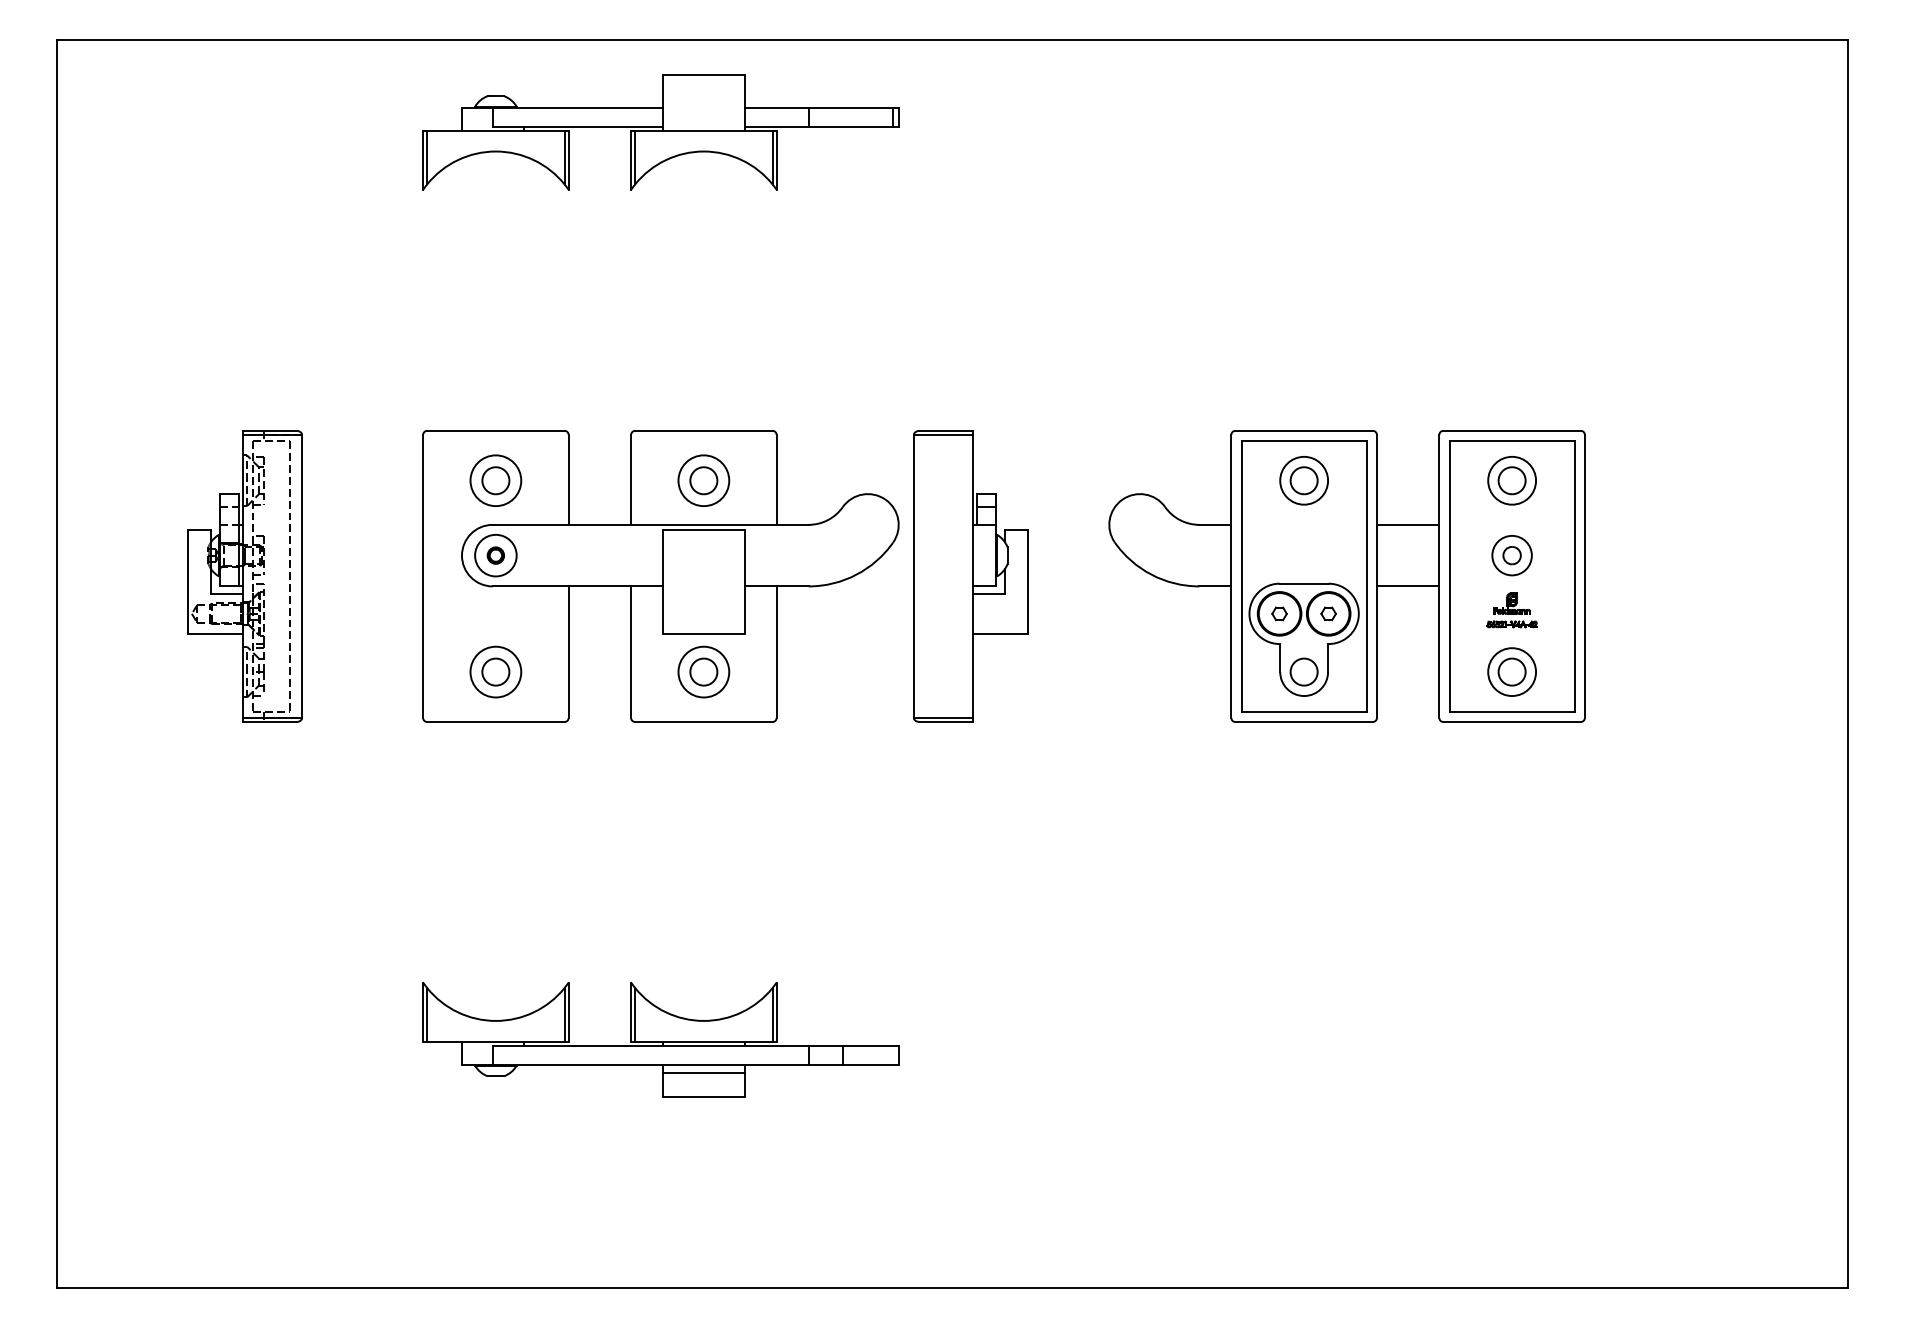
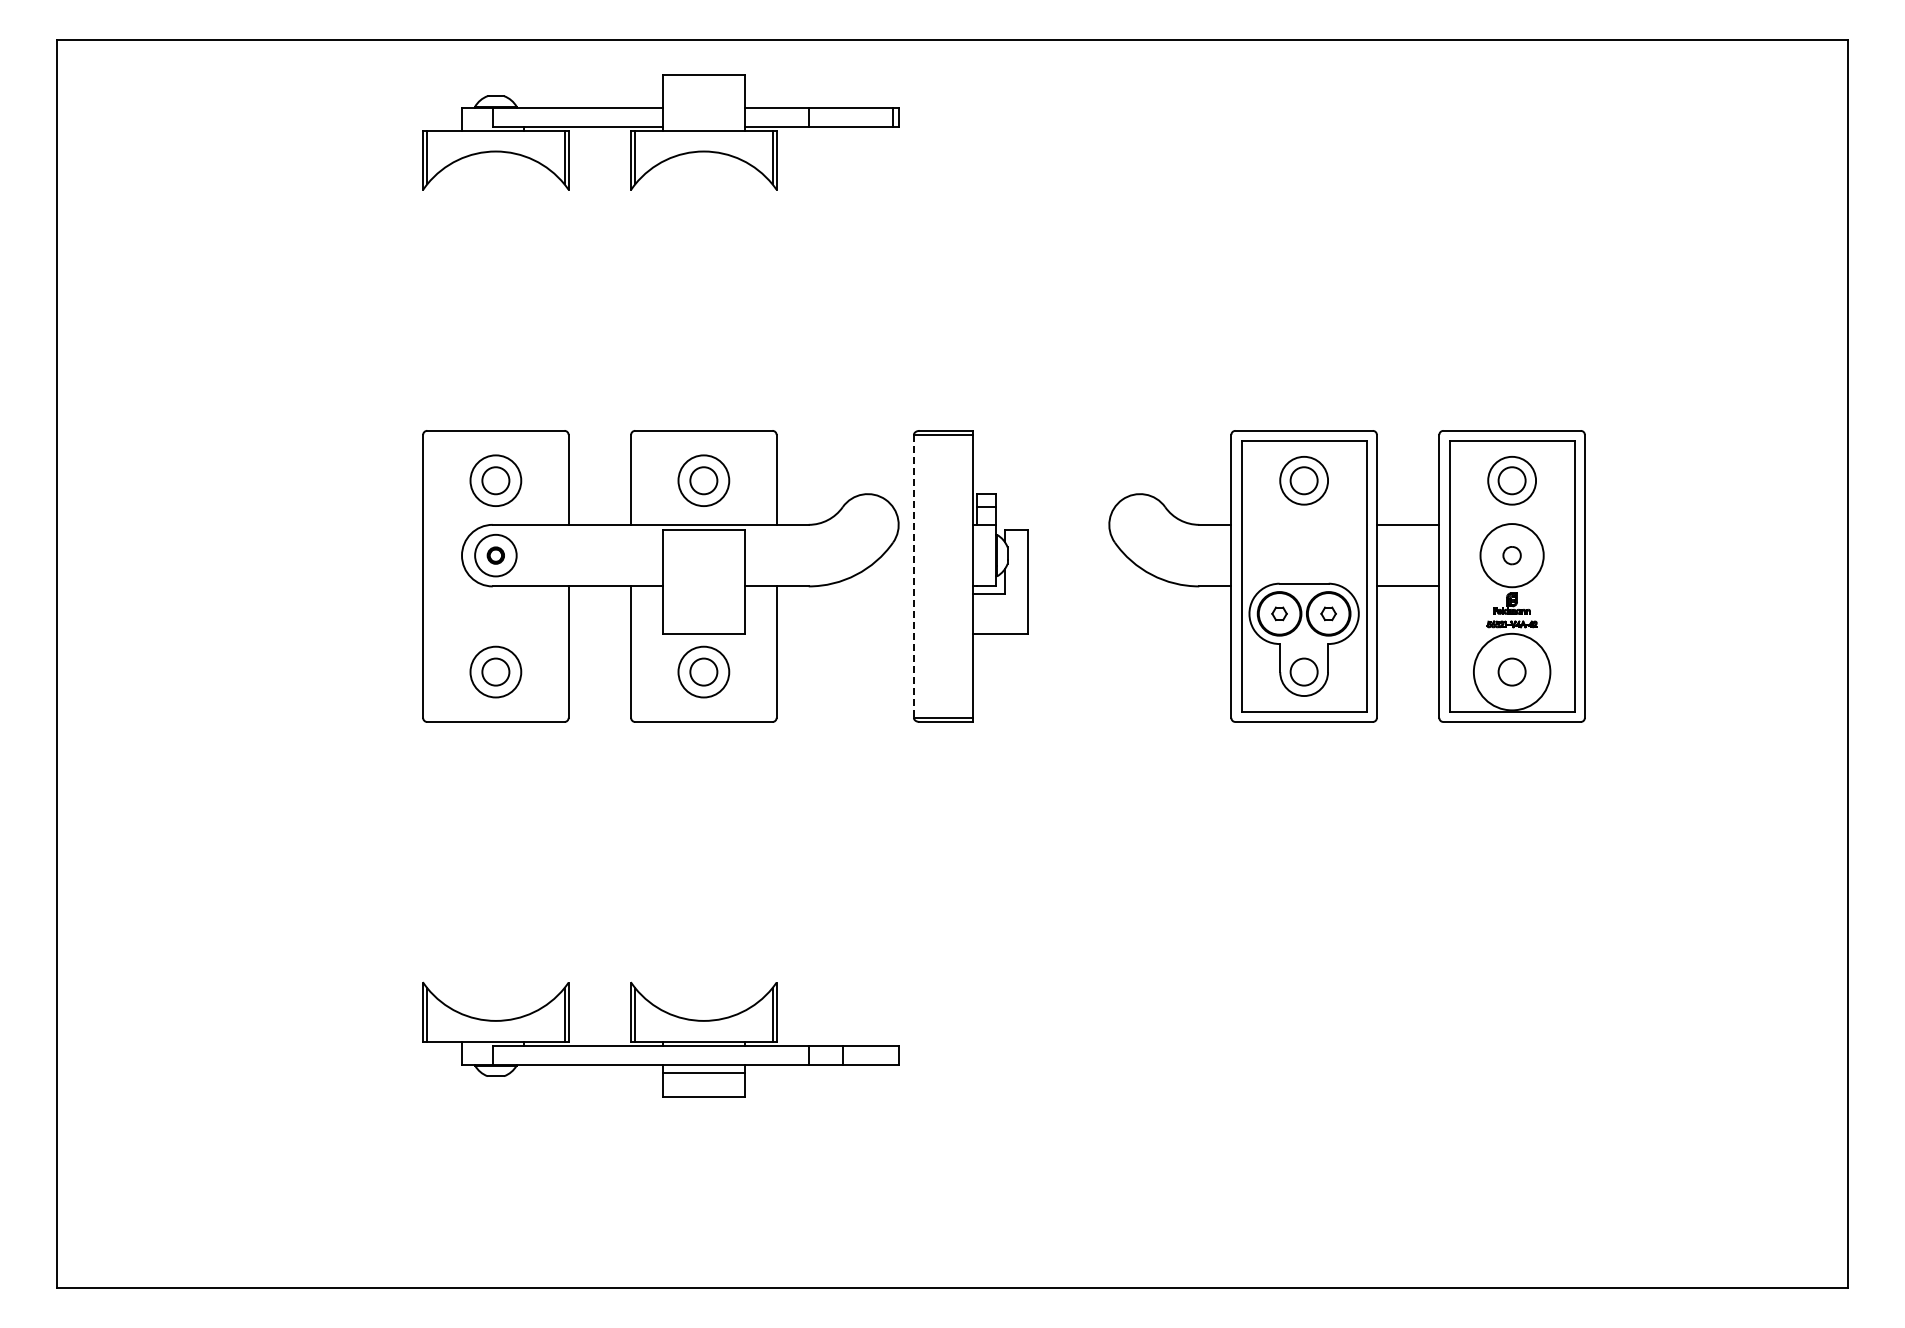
circle diameter: 40 px -> 63 px (1511, 555)
part: present -> none (244, 576)
line: solid -> dashed (913, 576)
circle diameter: 48 px -> 77 px (1511, 671)
